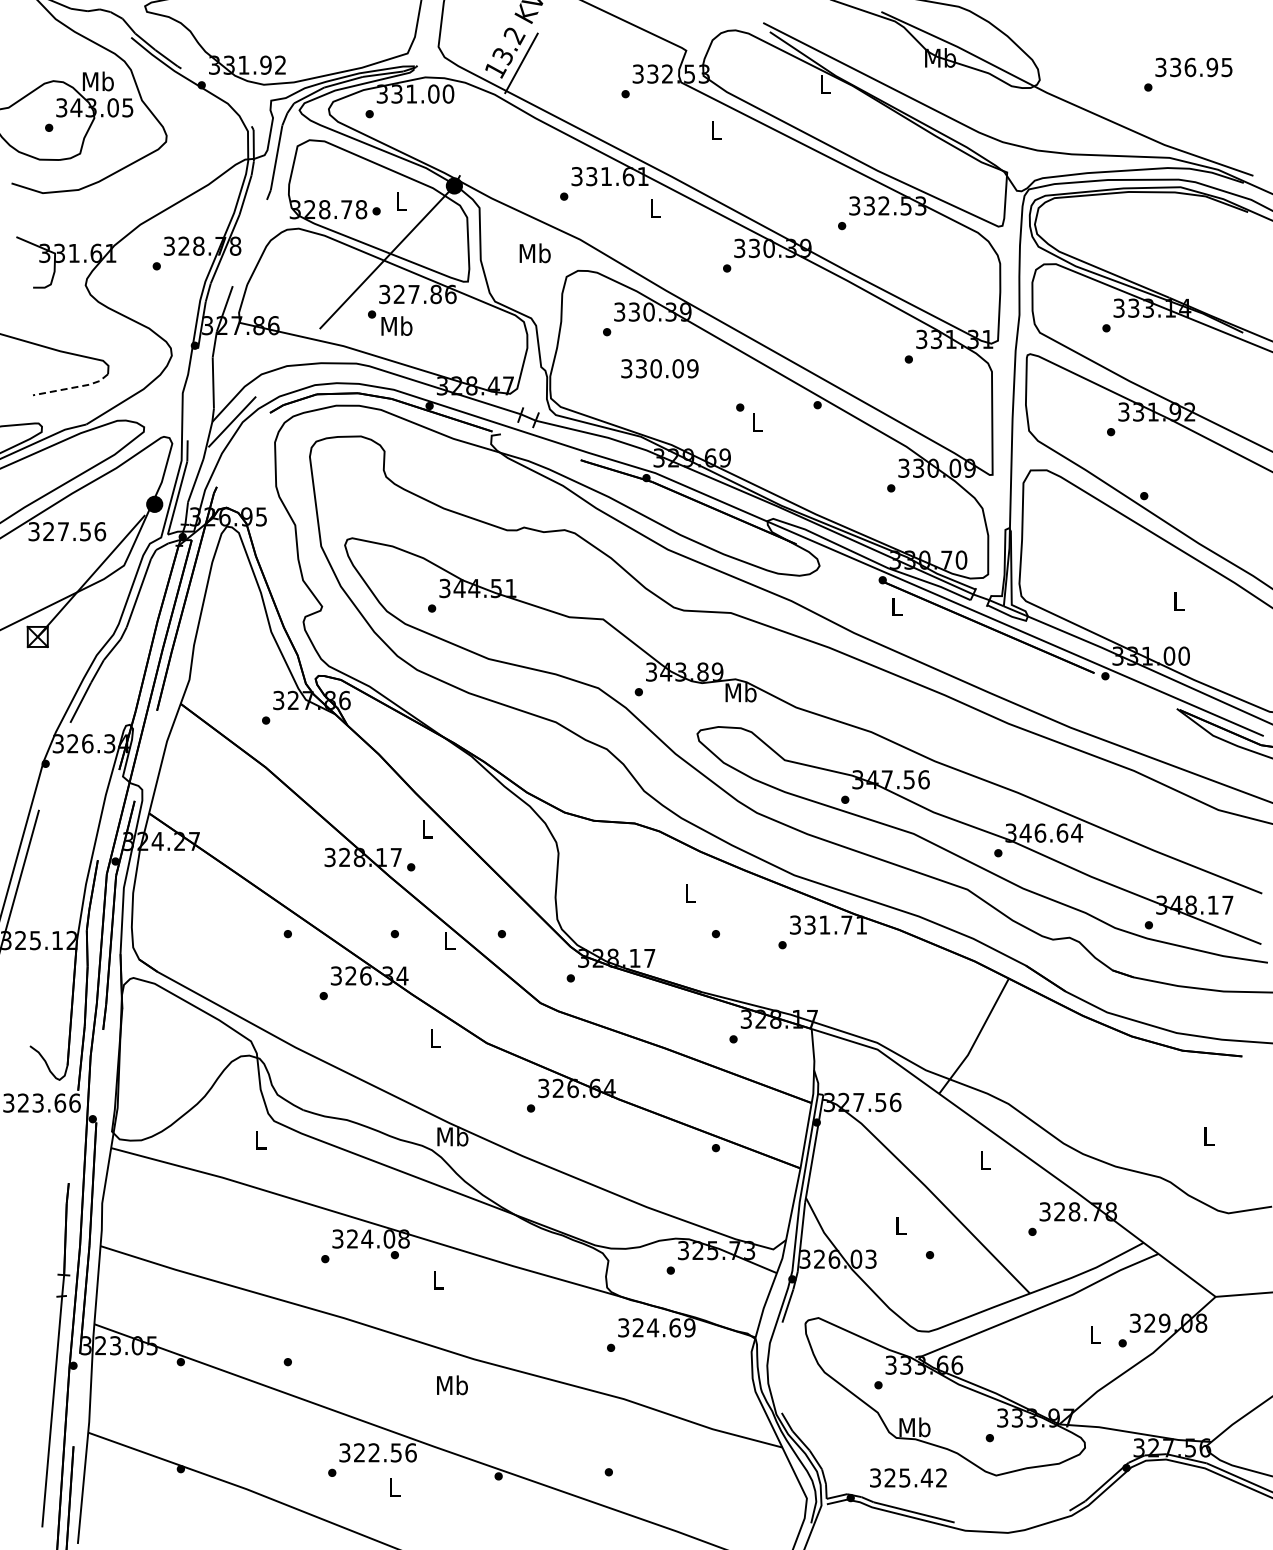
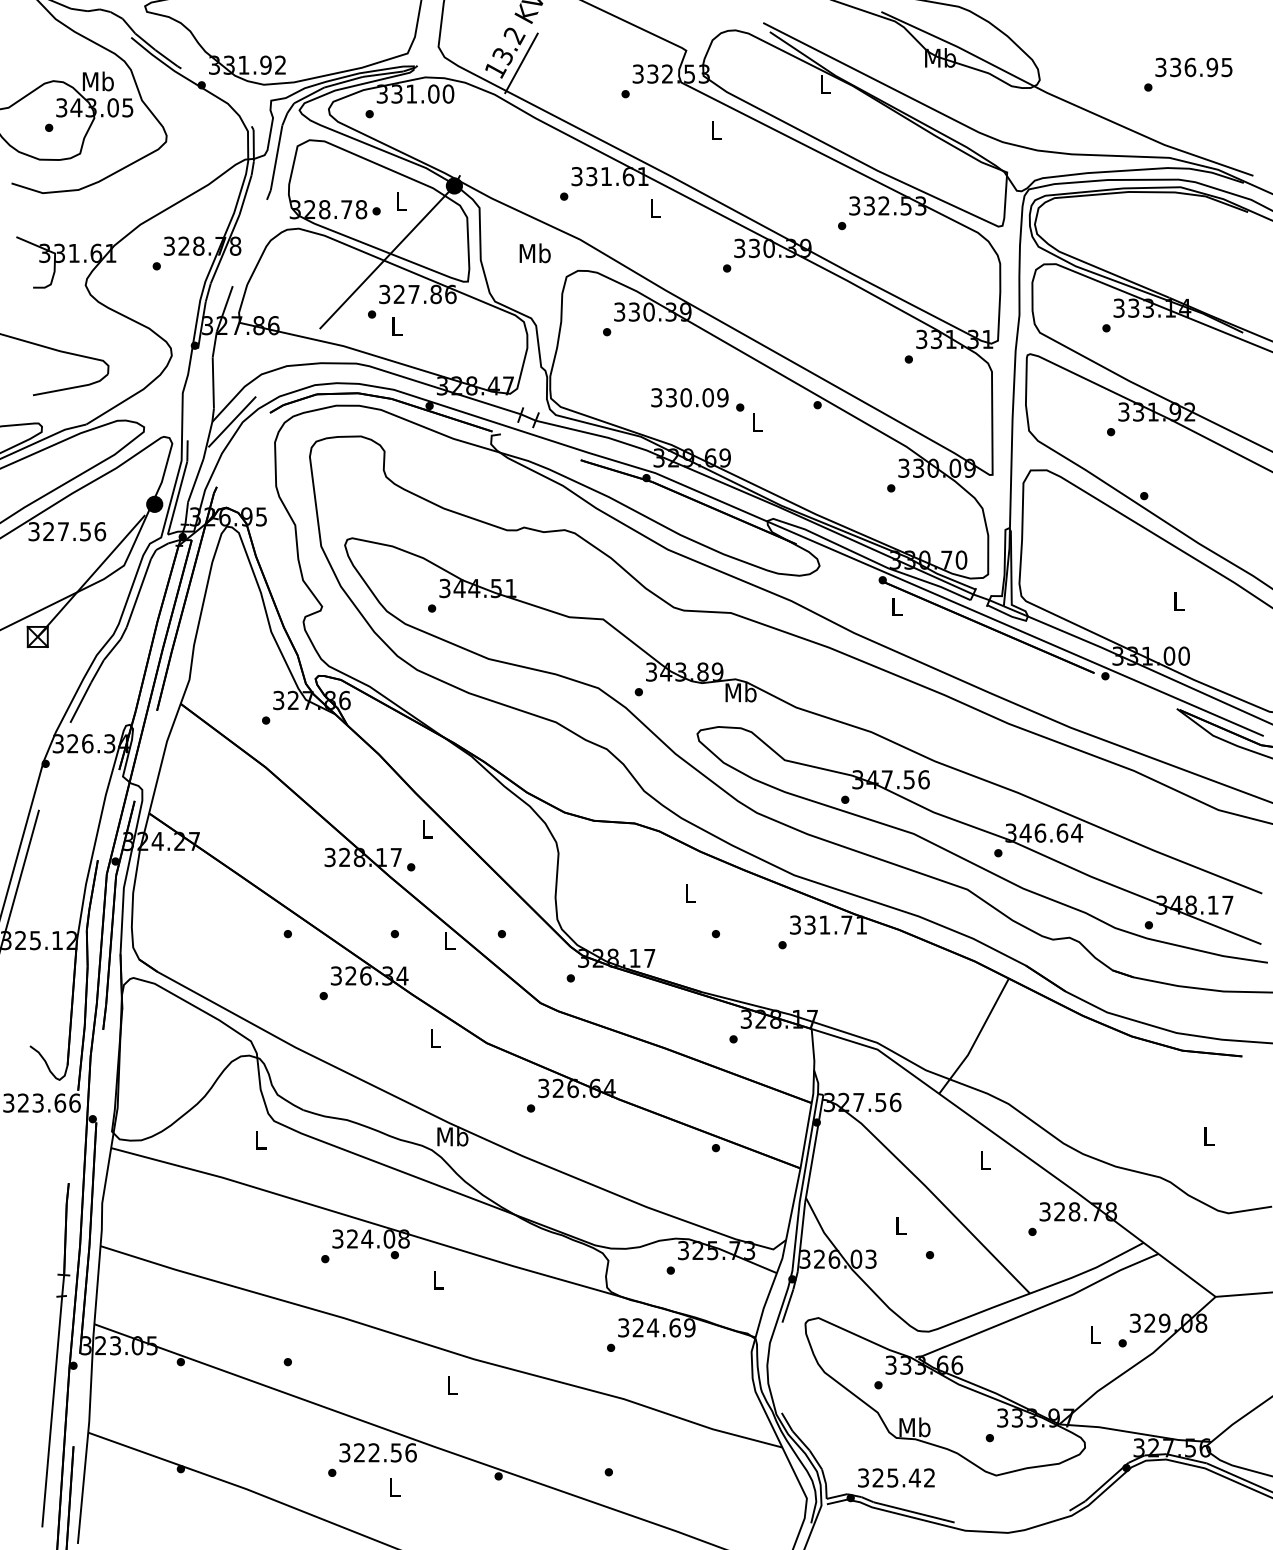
text: Mb -> L (396, 325)
text position: (659, 368) -> (689, 397) (689, 397)
line: dashed -> solid (72, 387)
text: Mb -> L (452, 1385)
text position: (908, 1477) -> (896, 1477) (896, 1477)
